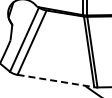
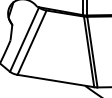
line: dashed -> solid (55, 81)
